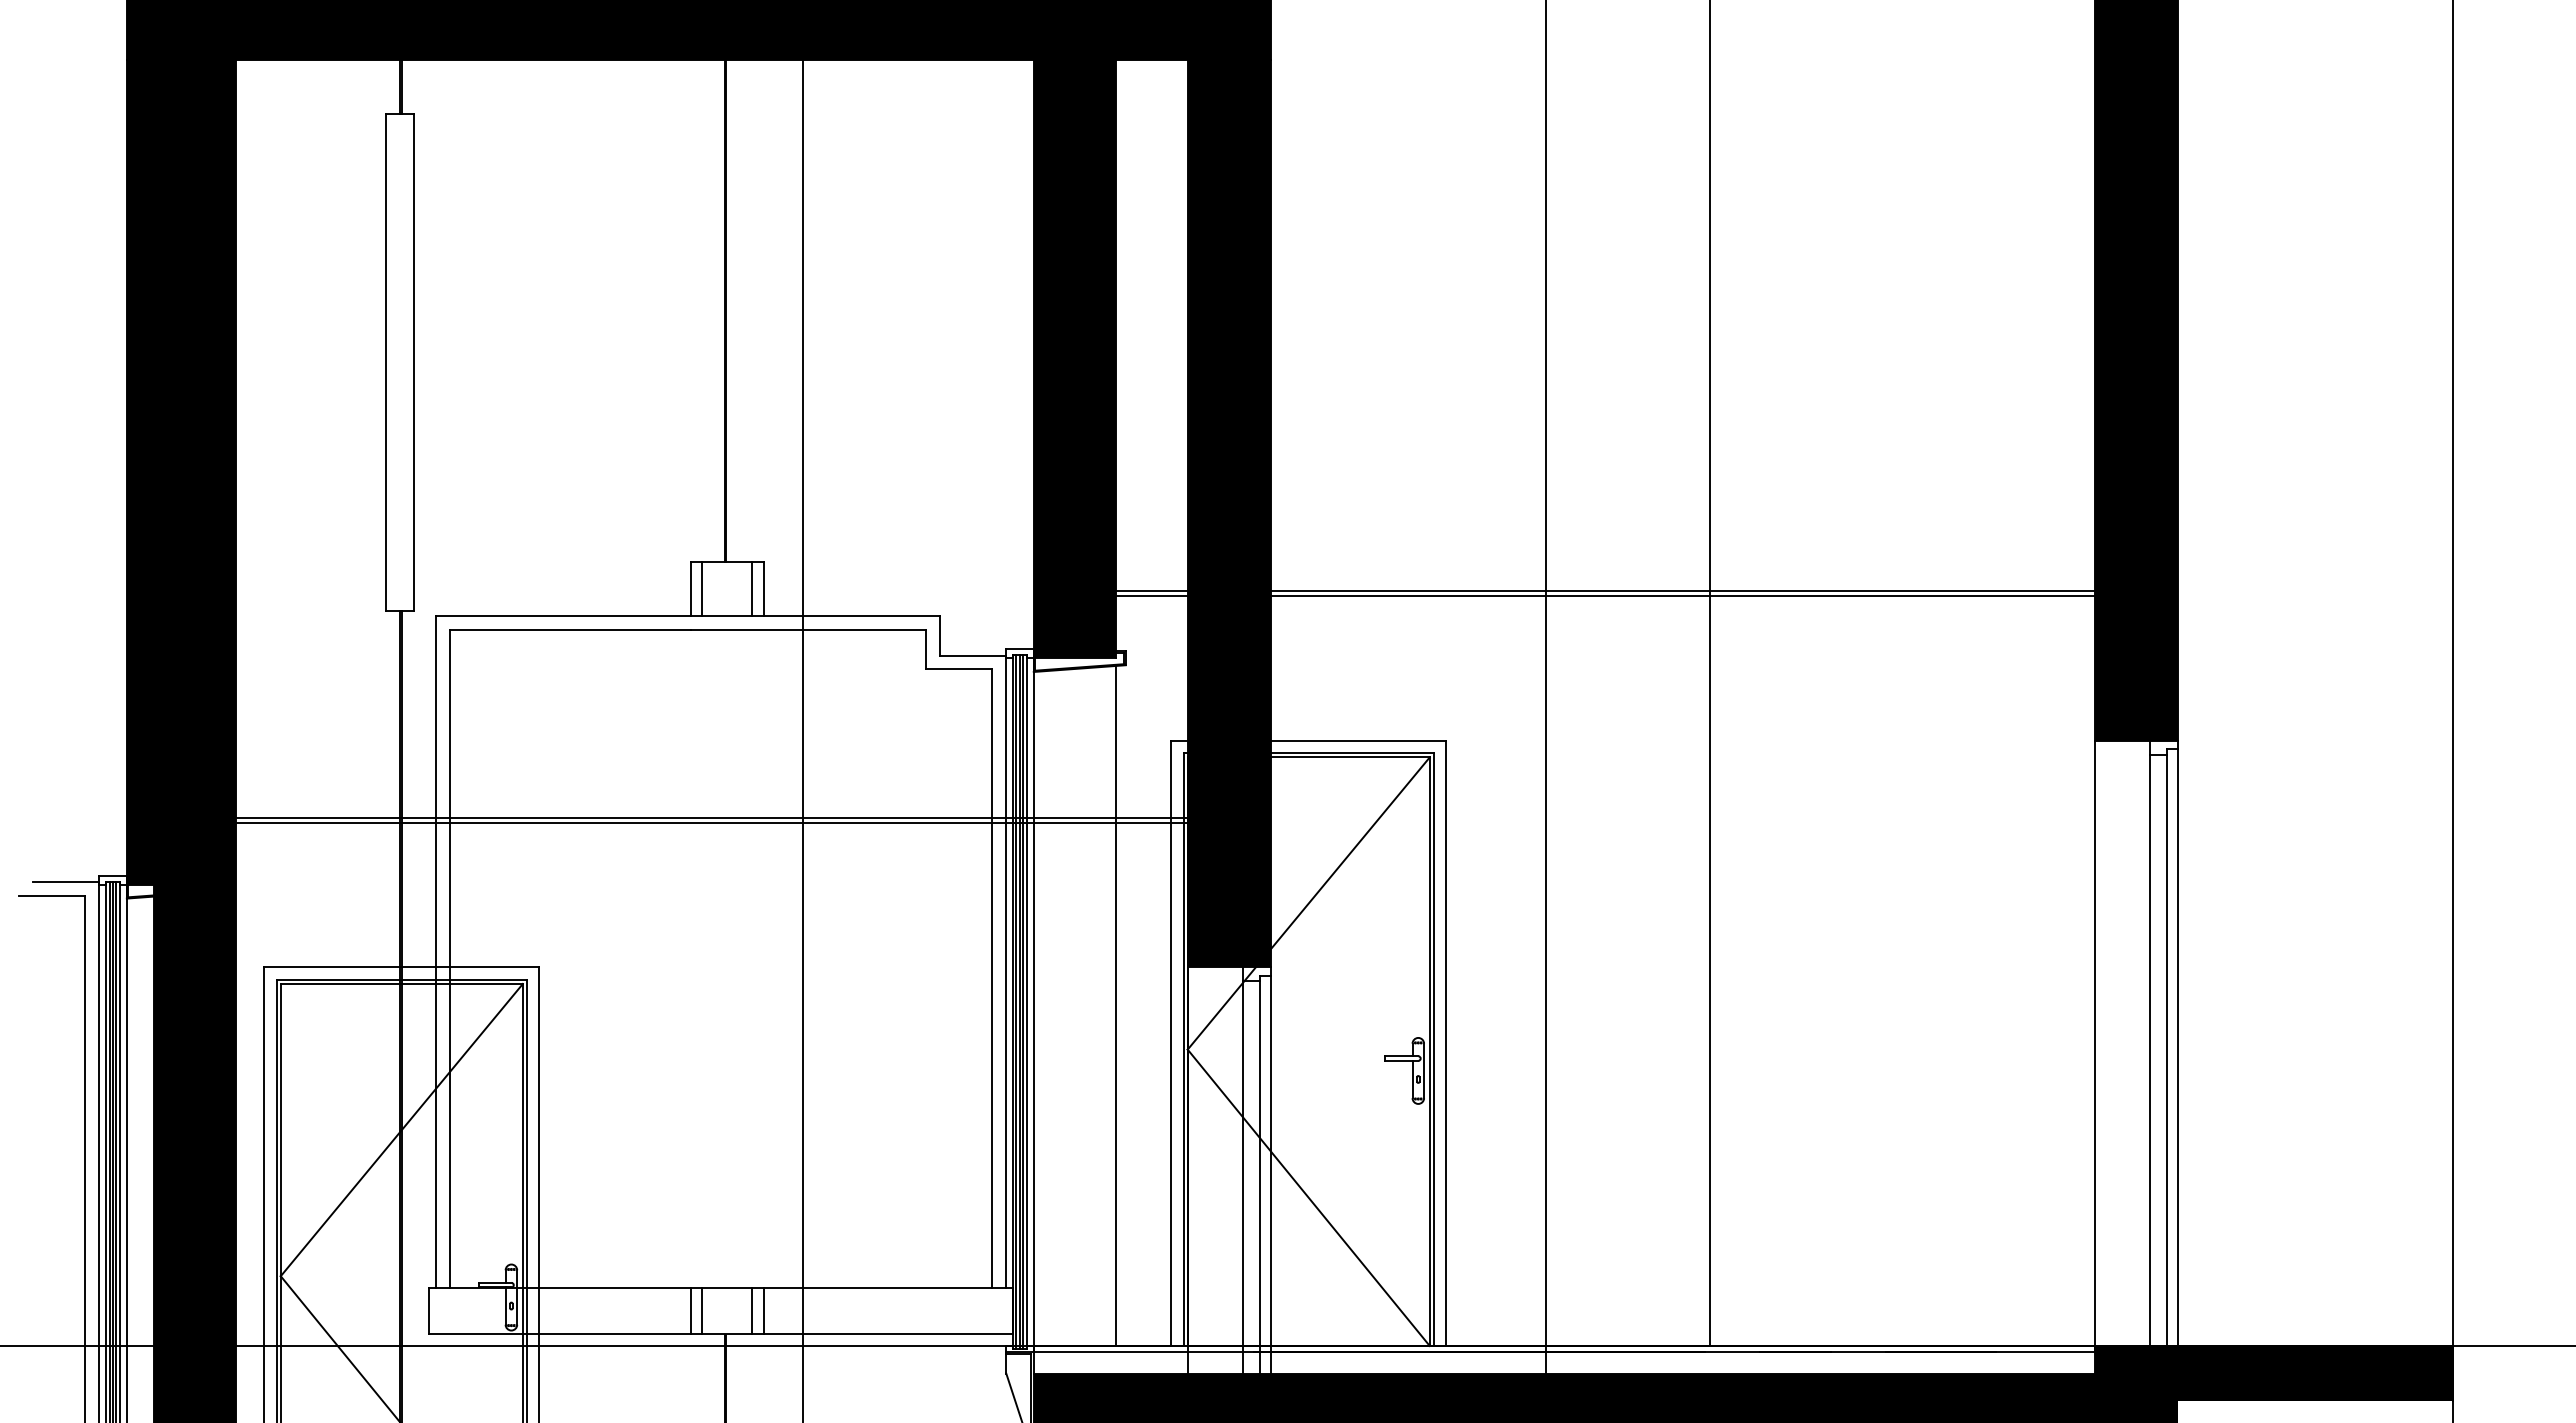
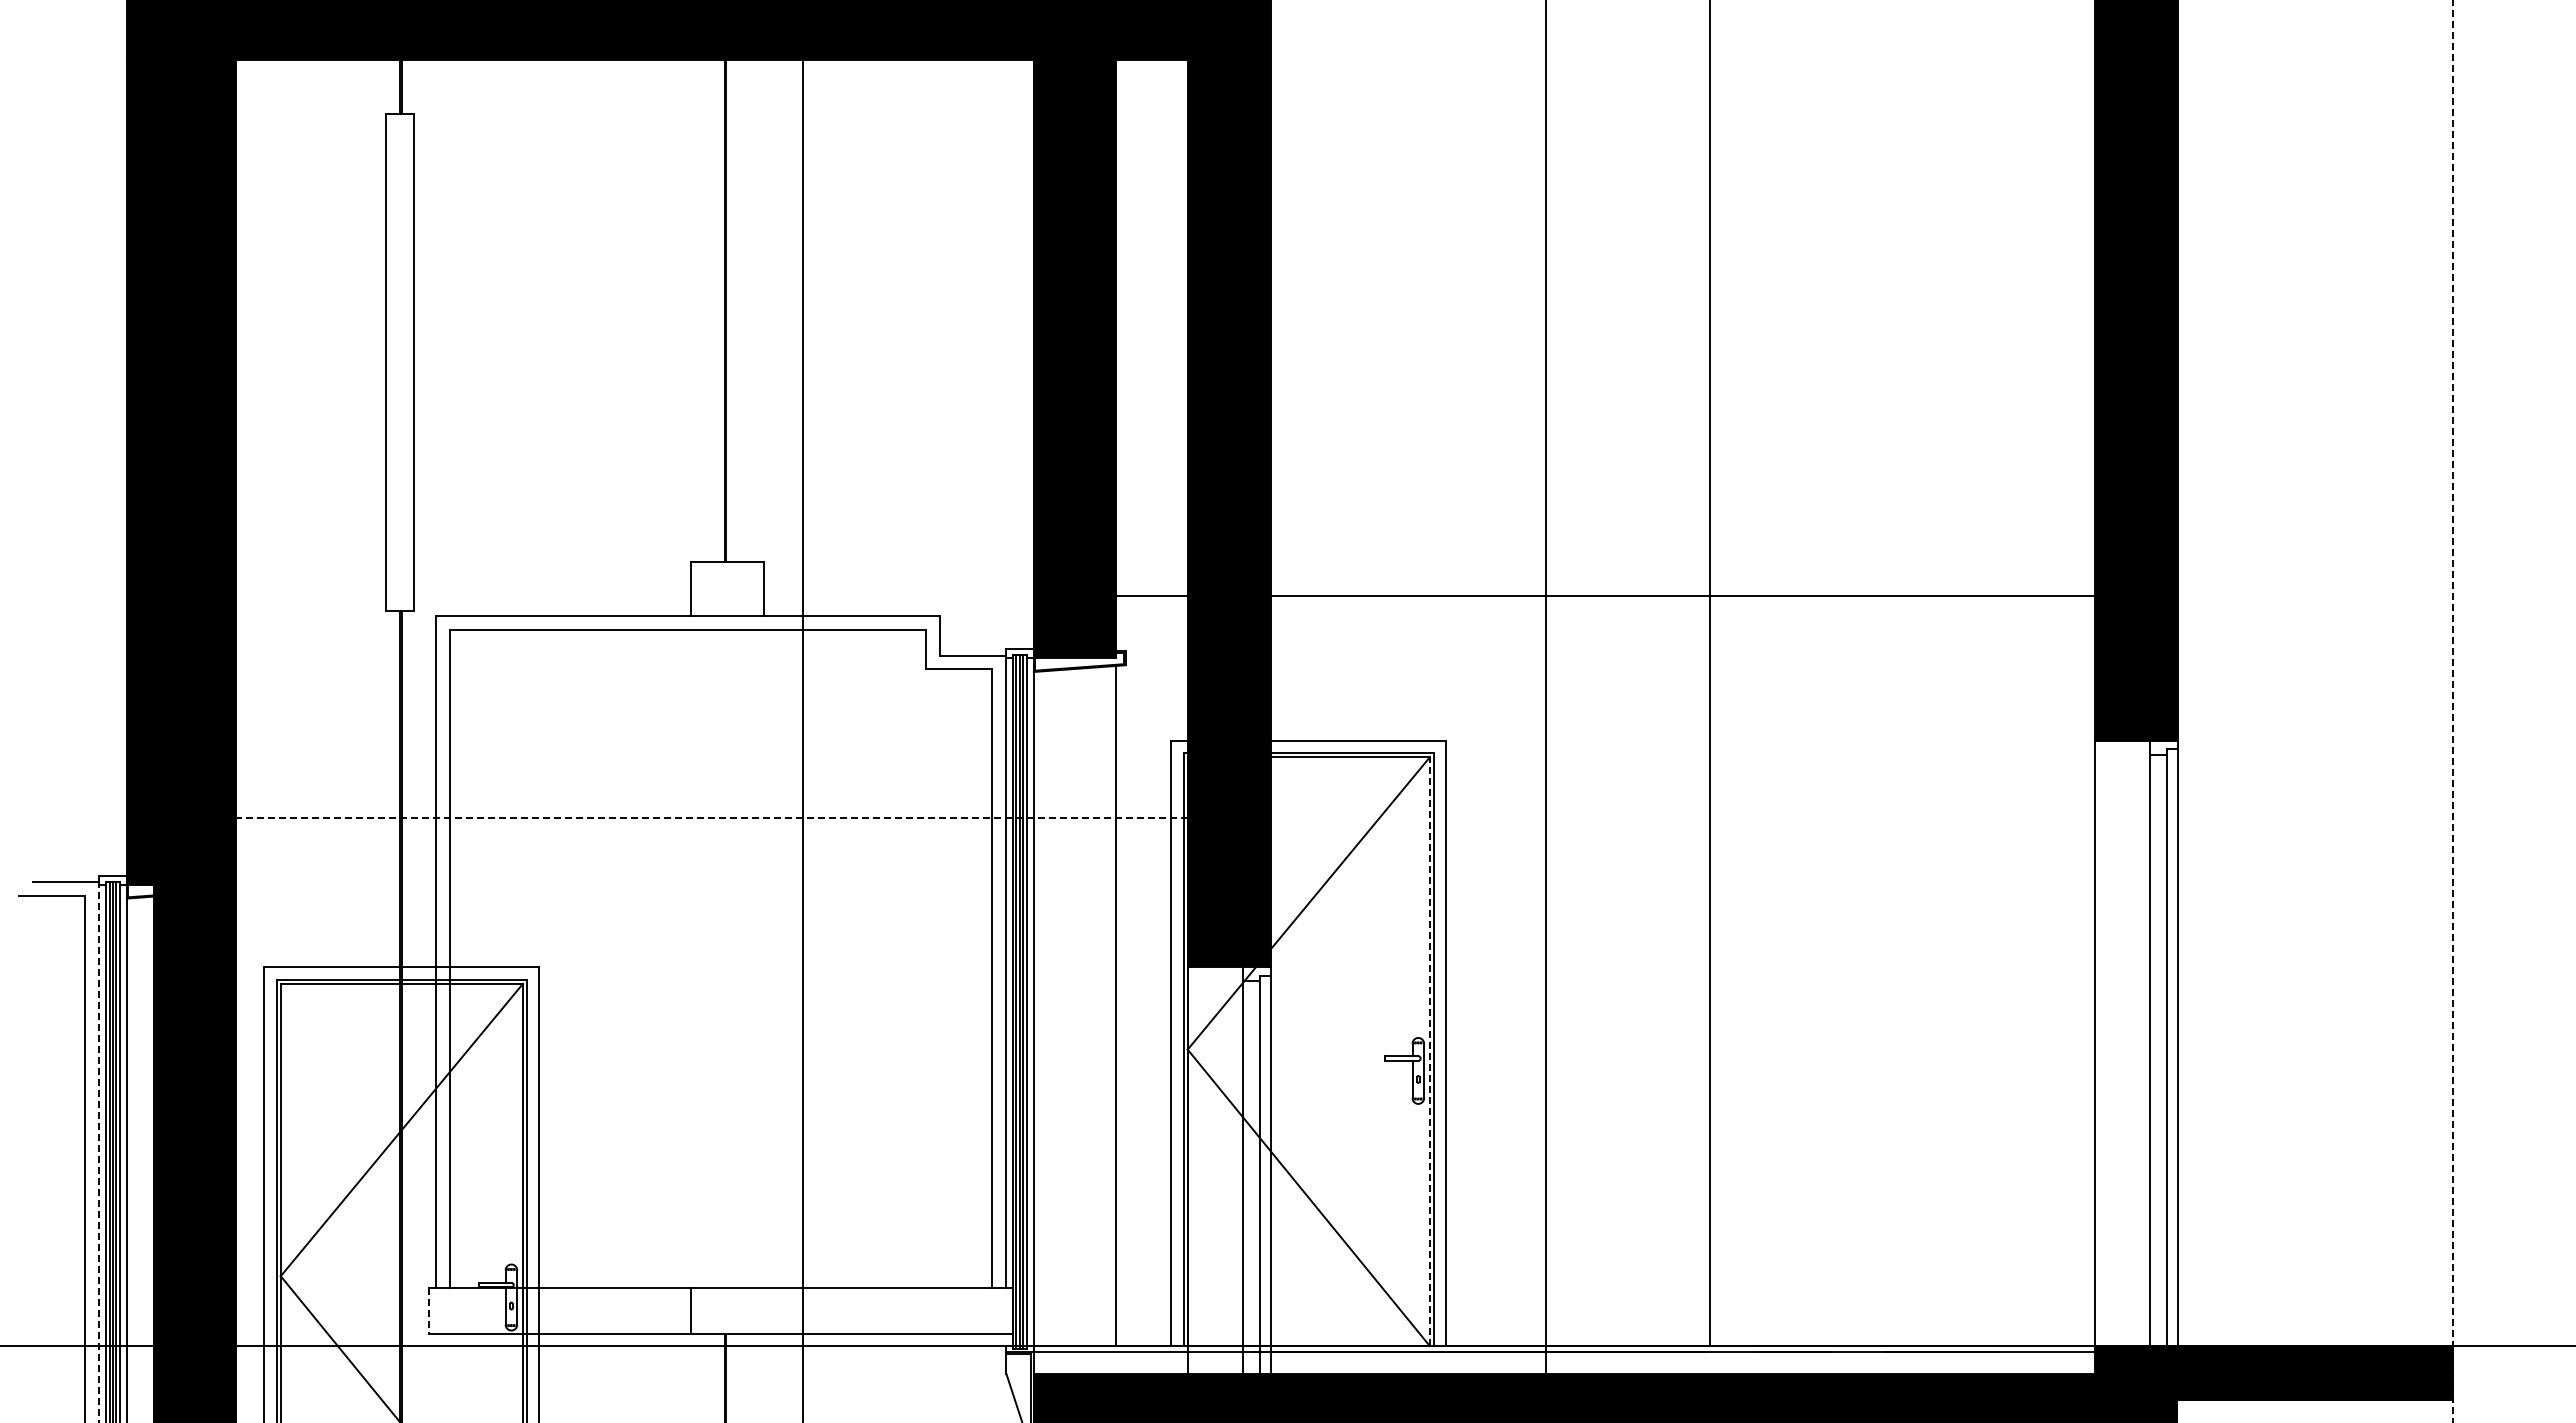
line: present -> none (701, 588)
line: present -> none (752, 588)
line: present -> none (1605, 590)
line: solid -> dashed (2452, 711)
line: solid -> dashed (698, 817)
line: present -> none (698, 823)
line: solid -> dashed (1429, 1051)
line: solid -> dashed (98, 1152)
line: solid -> dashed (429, 1311)
line: present -> none (701, 1311)
line: present -> none (752, 1311)
line: present -> none (763, 1311)
